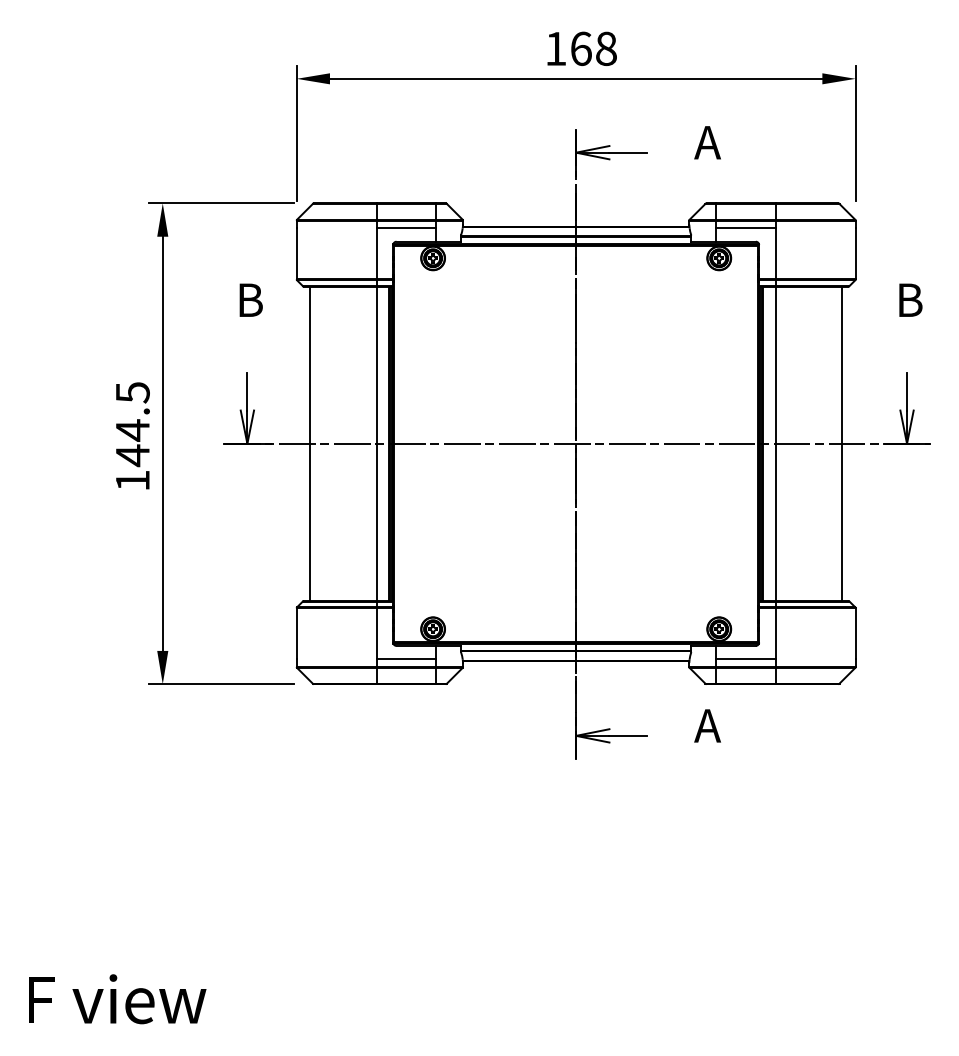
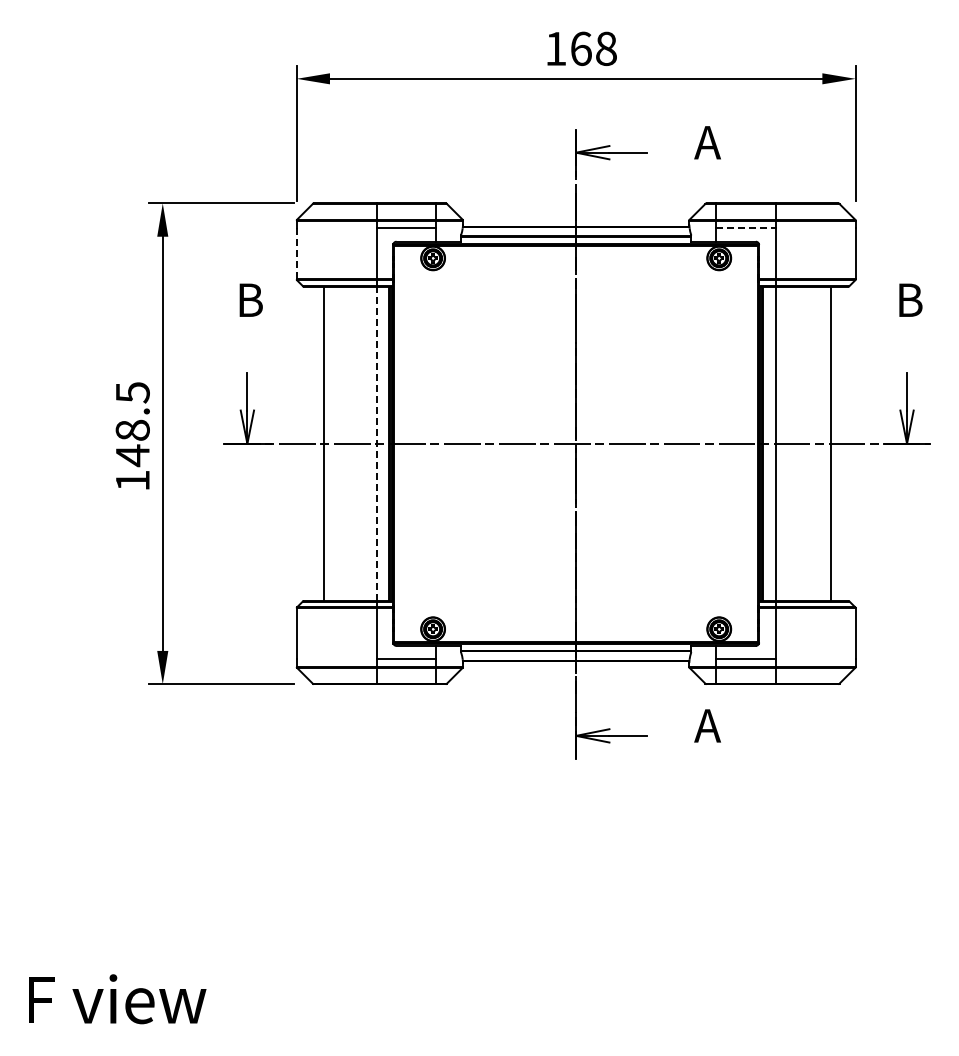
line: solid -> dashed (745, 228)
line: solid -> dashed (296, 253)
text: 144.5 -> 148.5 (132, 430)
line position: (310, 443) -> (324, 443) (324, 443)
line: solid -> dashed (376, 443)
line position: (842, 443) -> (831, 443) (831, 443)
